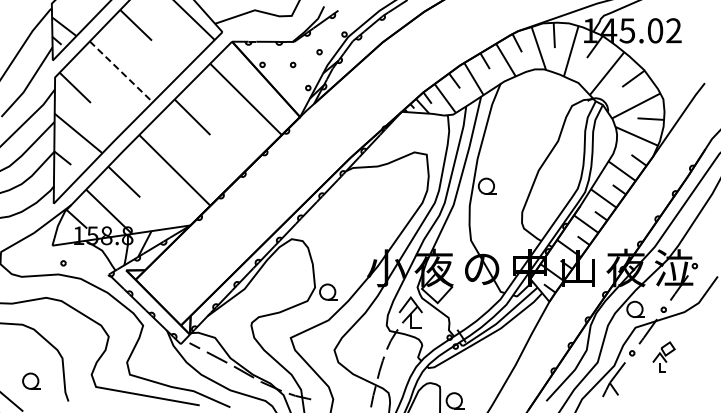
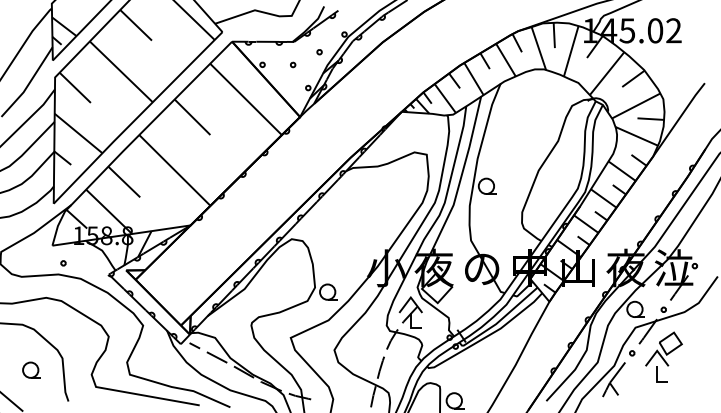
line: dashed -> solid (121, 71)
part size: 24x32 px -> 38x52 px (663, 356)
part position: (31, 380) -> (31, 369) (31, 369)
